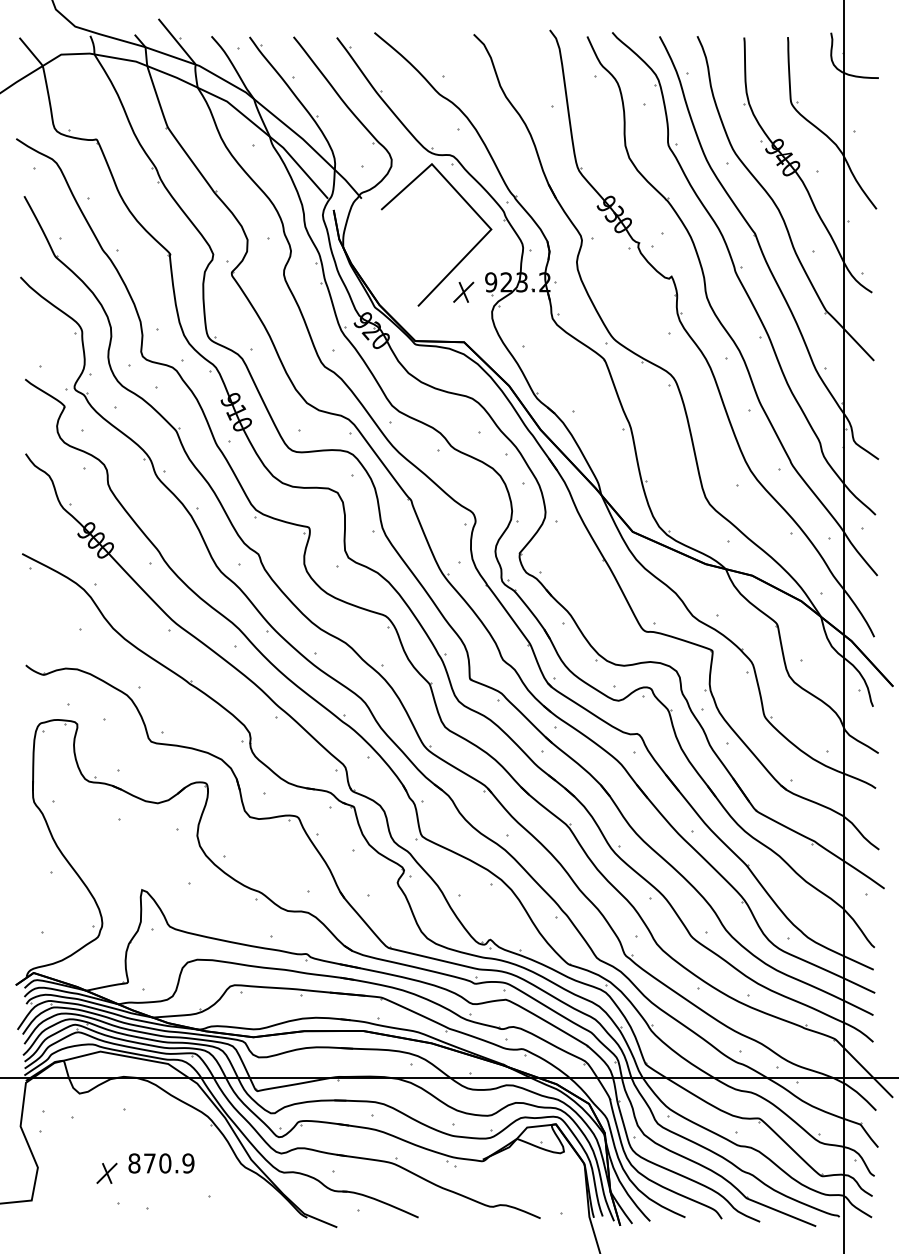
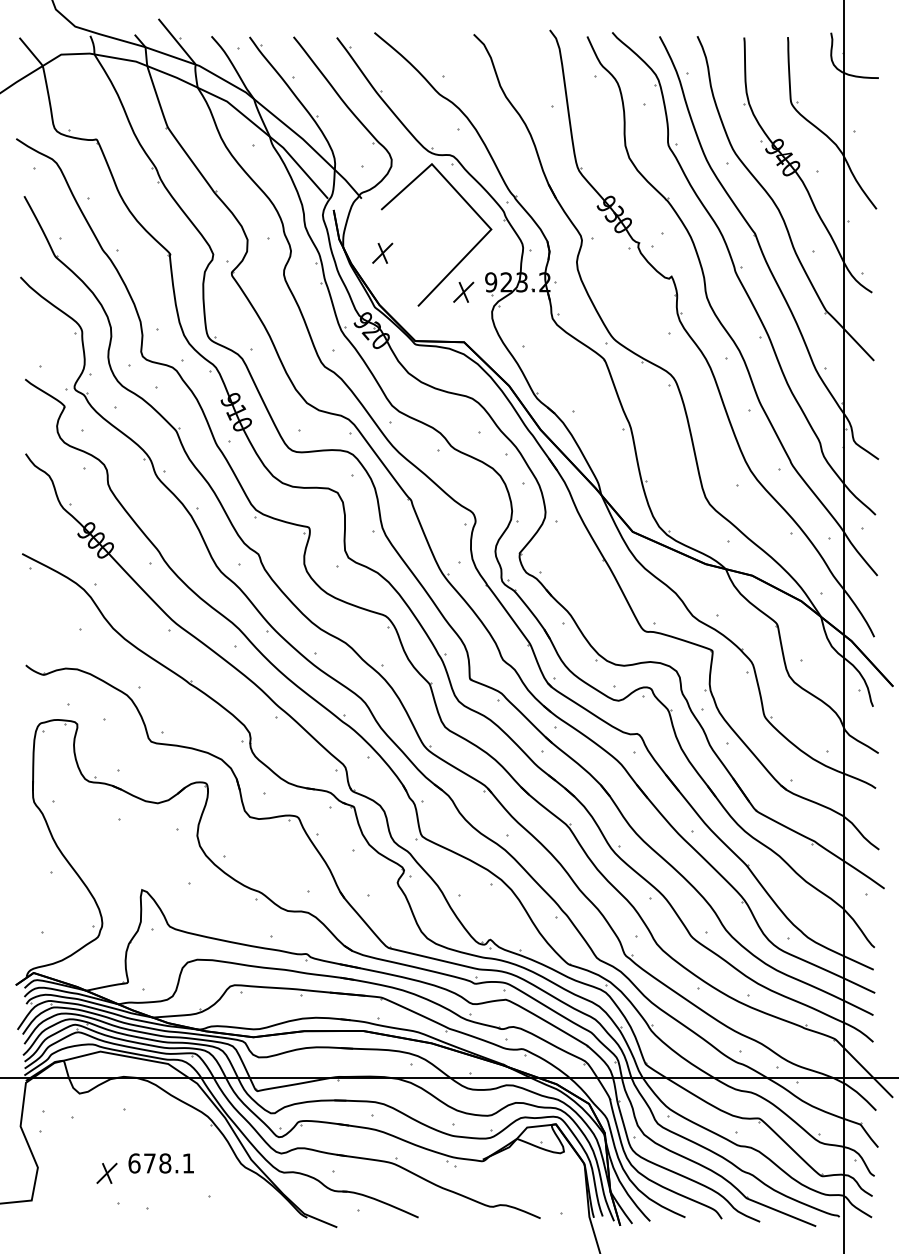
part: none -> present (382, 252)
text: 870.9 -> 678.1 (161, 1163)
